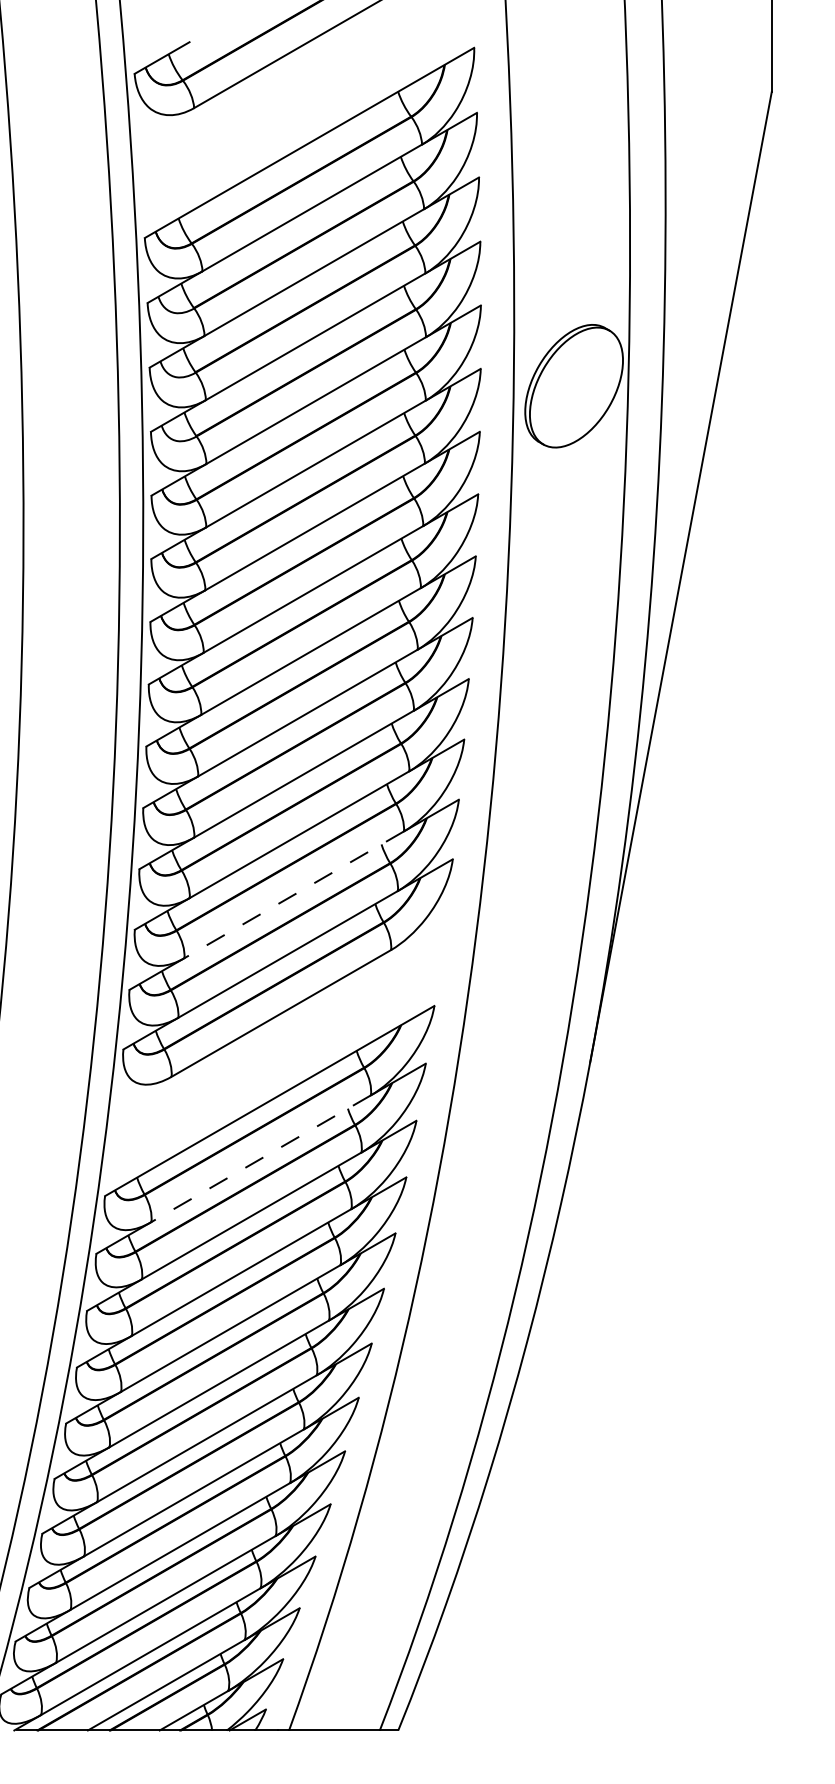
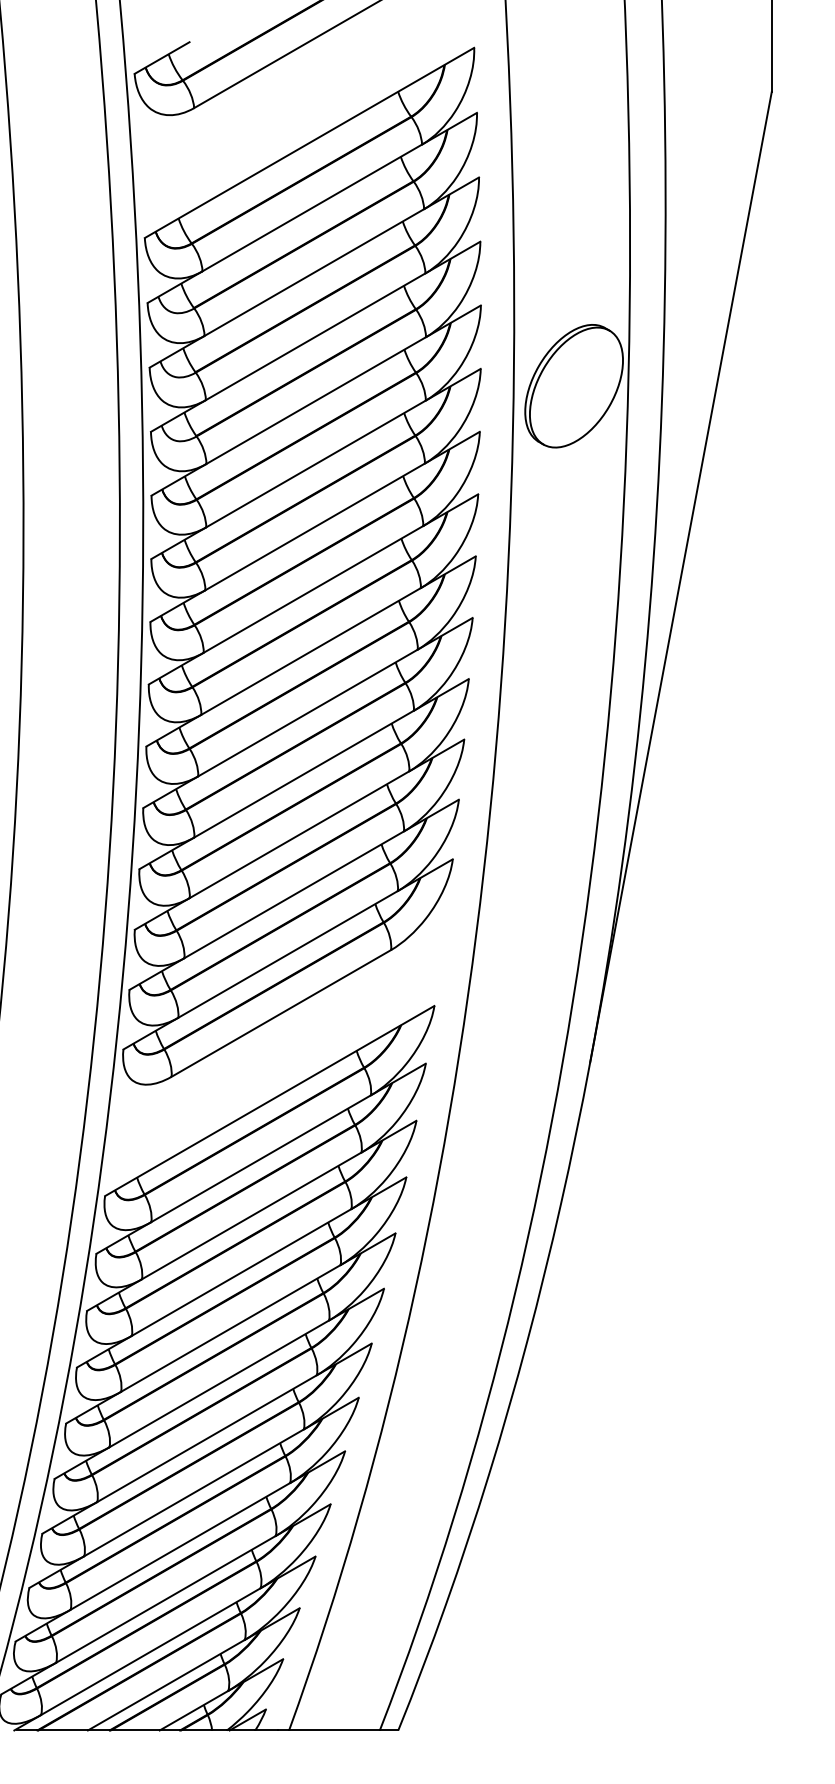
line: dashed -> solid (294, 894)
line: dashed -> solid (261, 1158)
